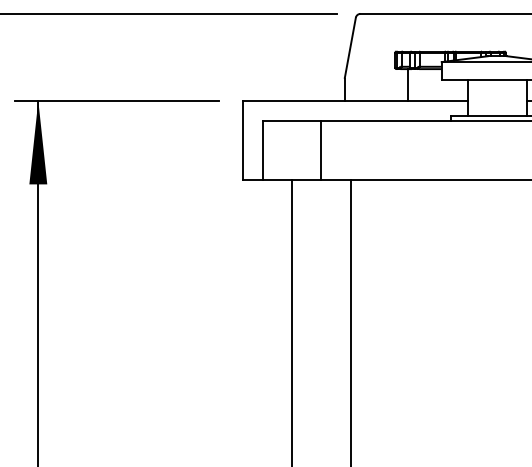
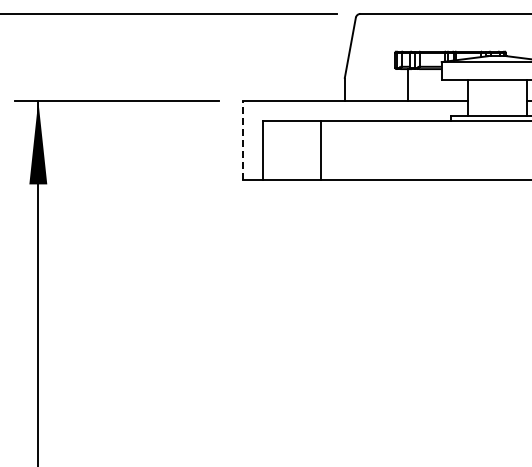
line: solid -> dashed (242, 139)
line: present -> none (291, 321)
line: present -> none (350, 321)
